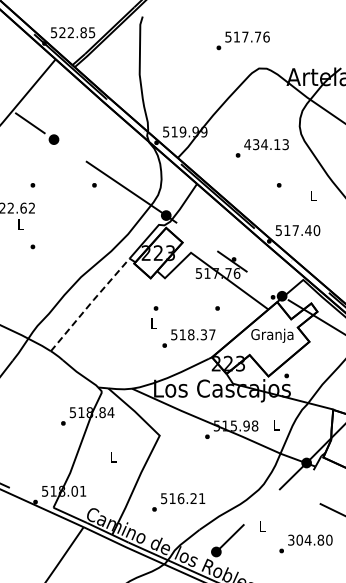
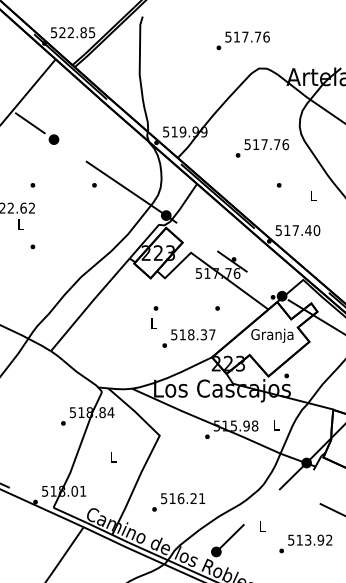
text: 434.13 -> 517.76 (266, 144)
line: dashed -> solid (90, 303)
text: 304.80 -> 513.92 (310, 539)
